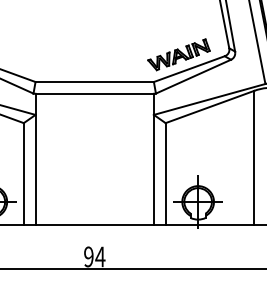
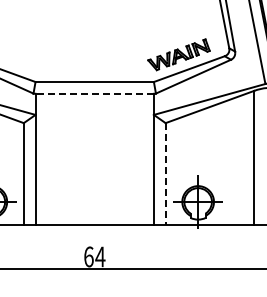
line: solid -> dashed (94, 93)
line: solid -> dashed (165, 173)
text: 94 -> 64 (88, 256)
